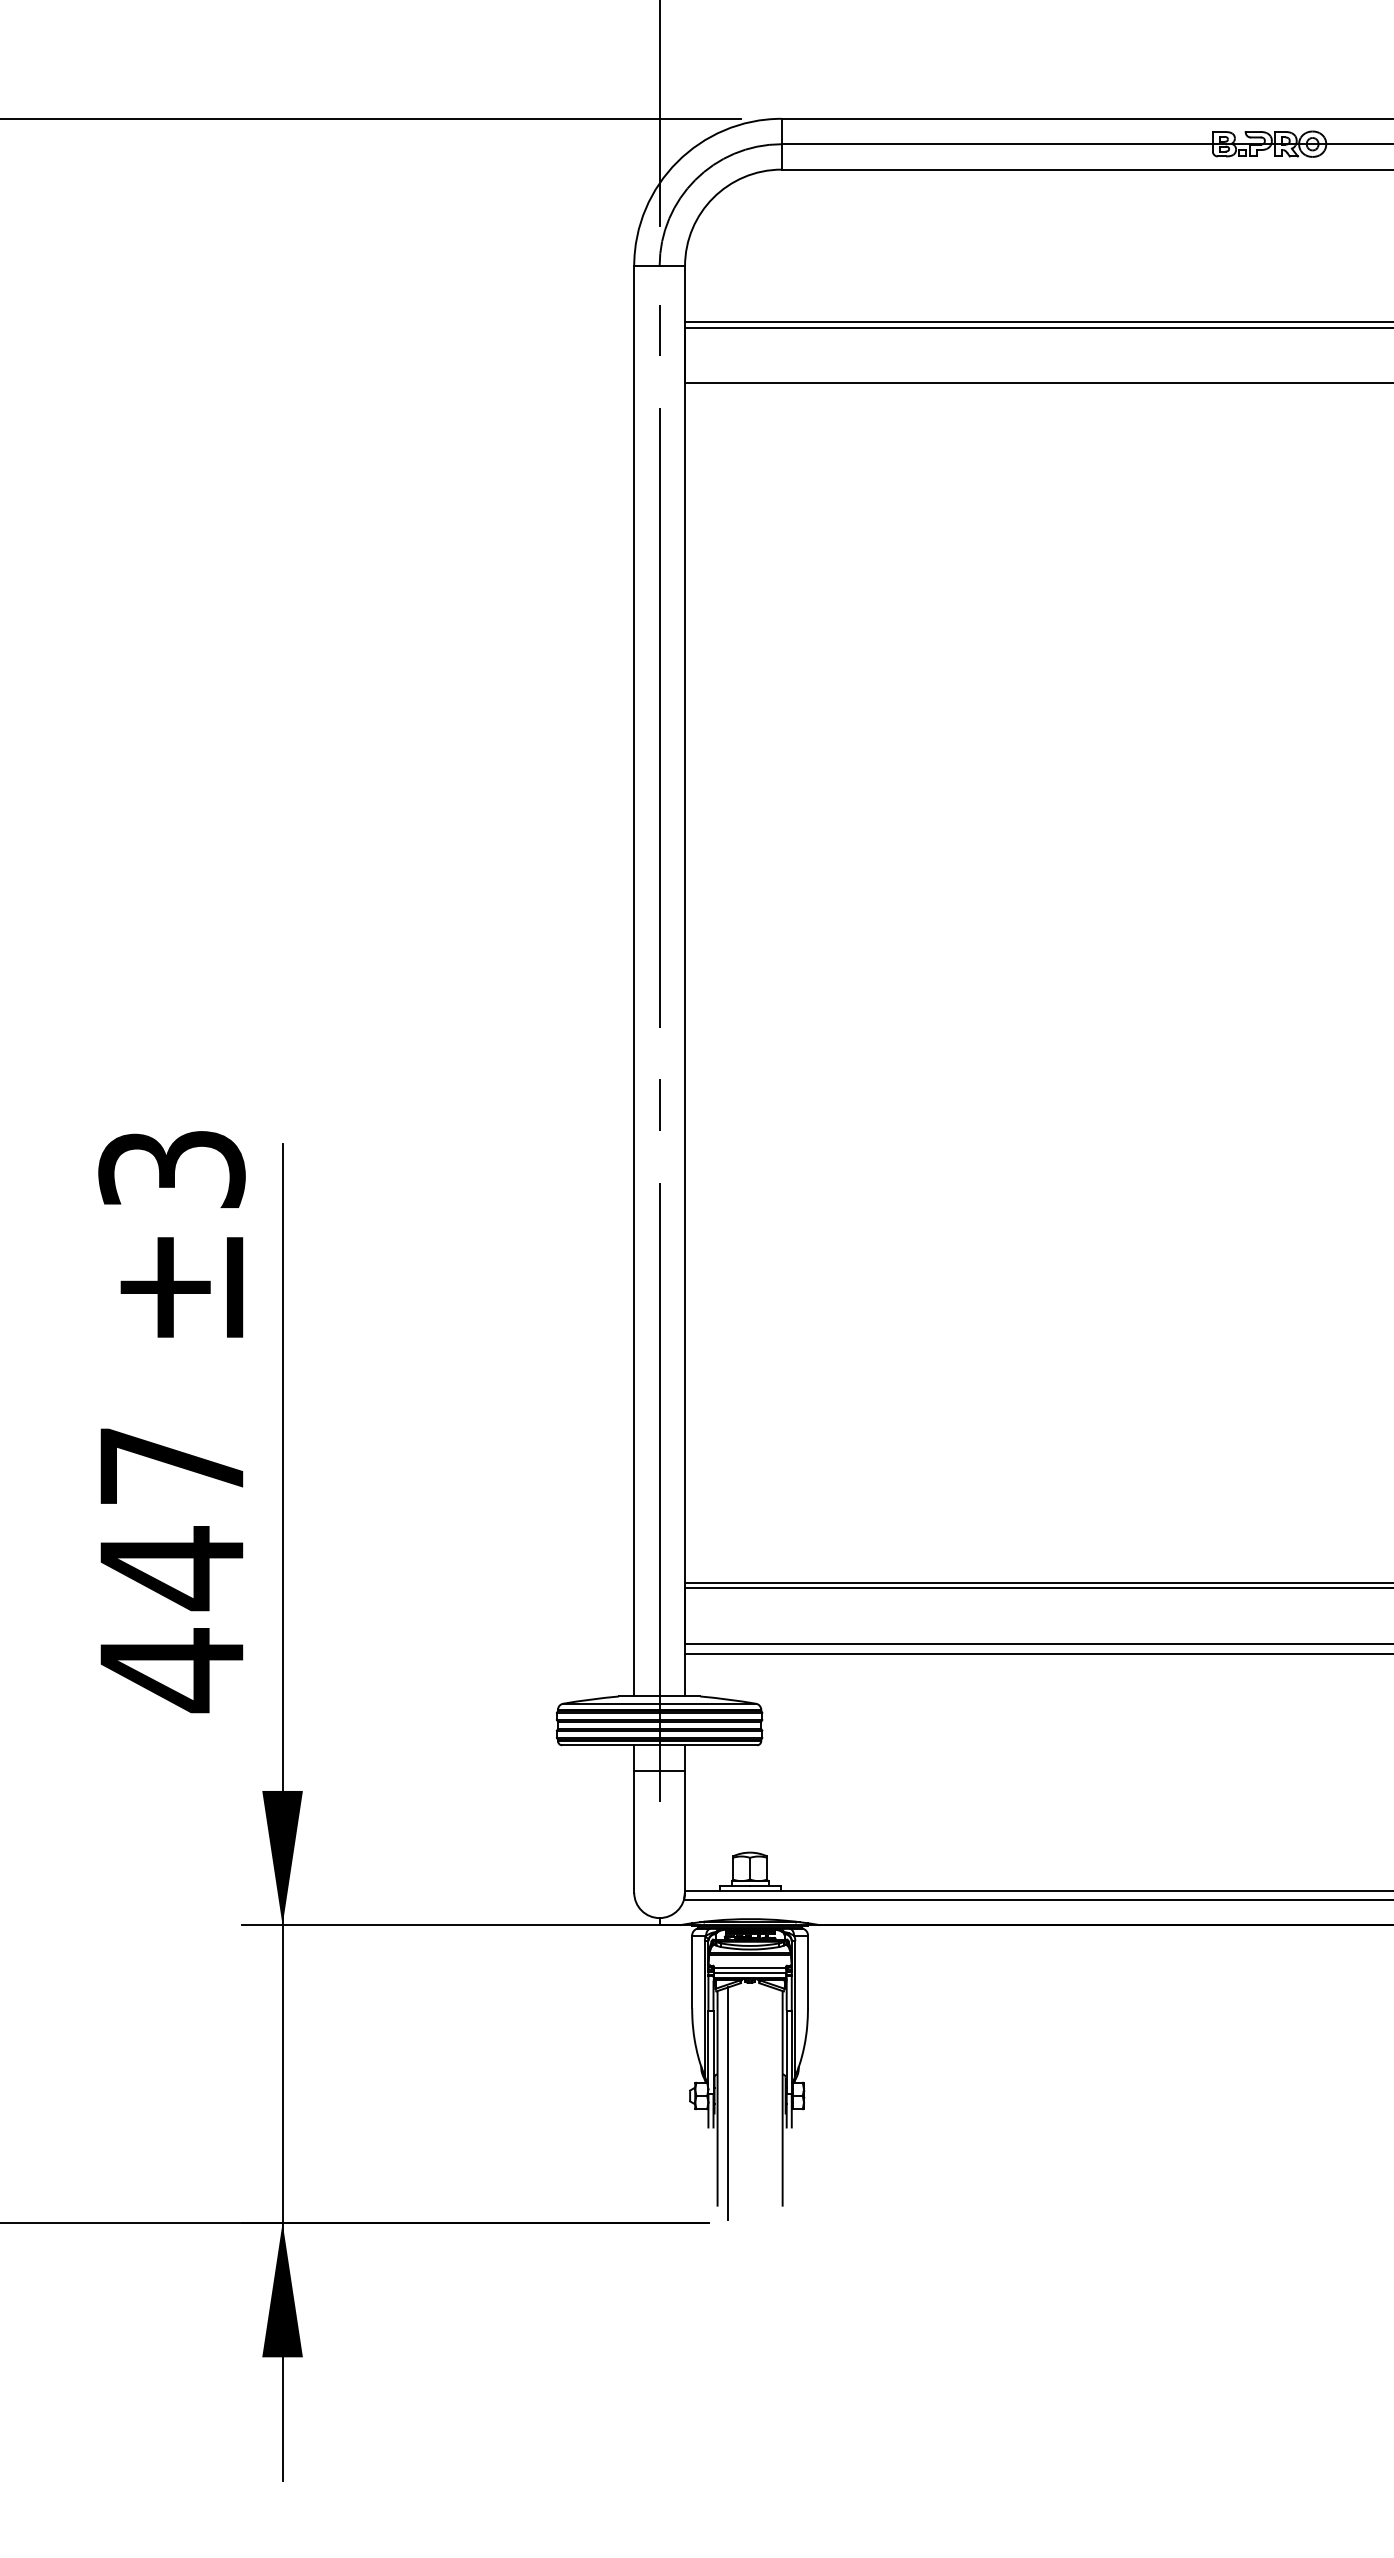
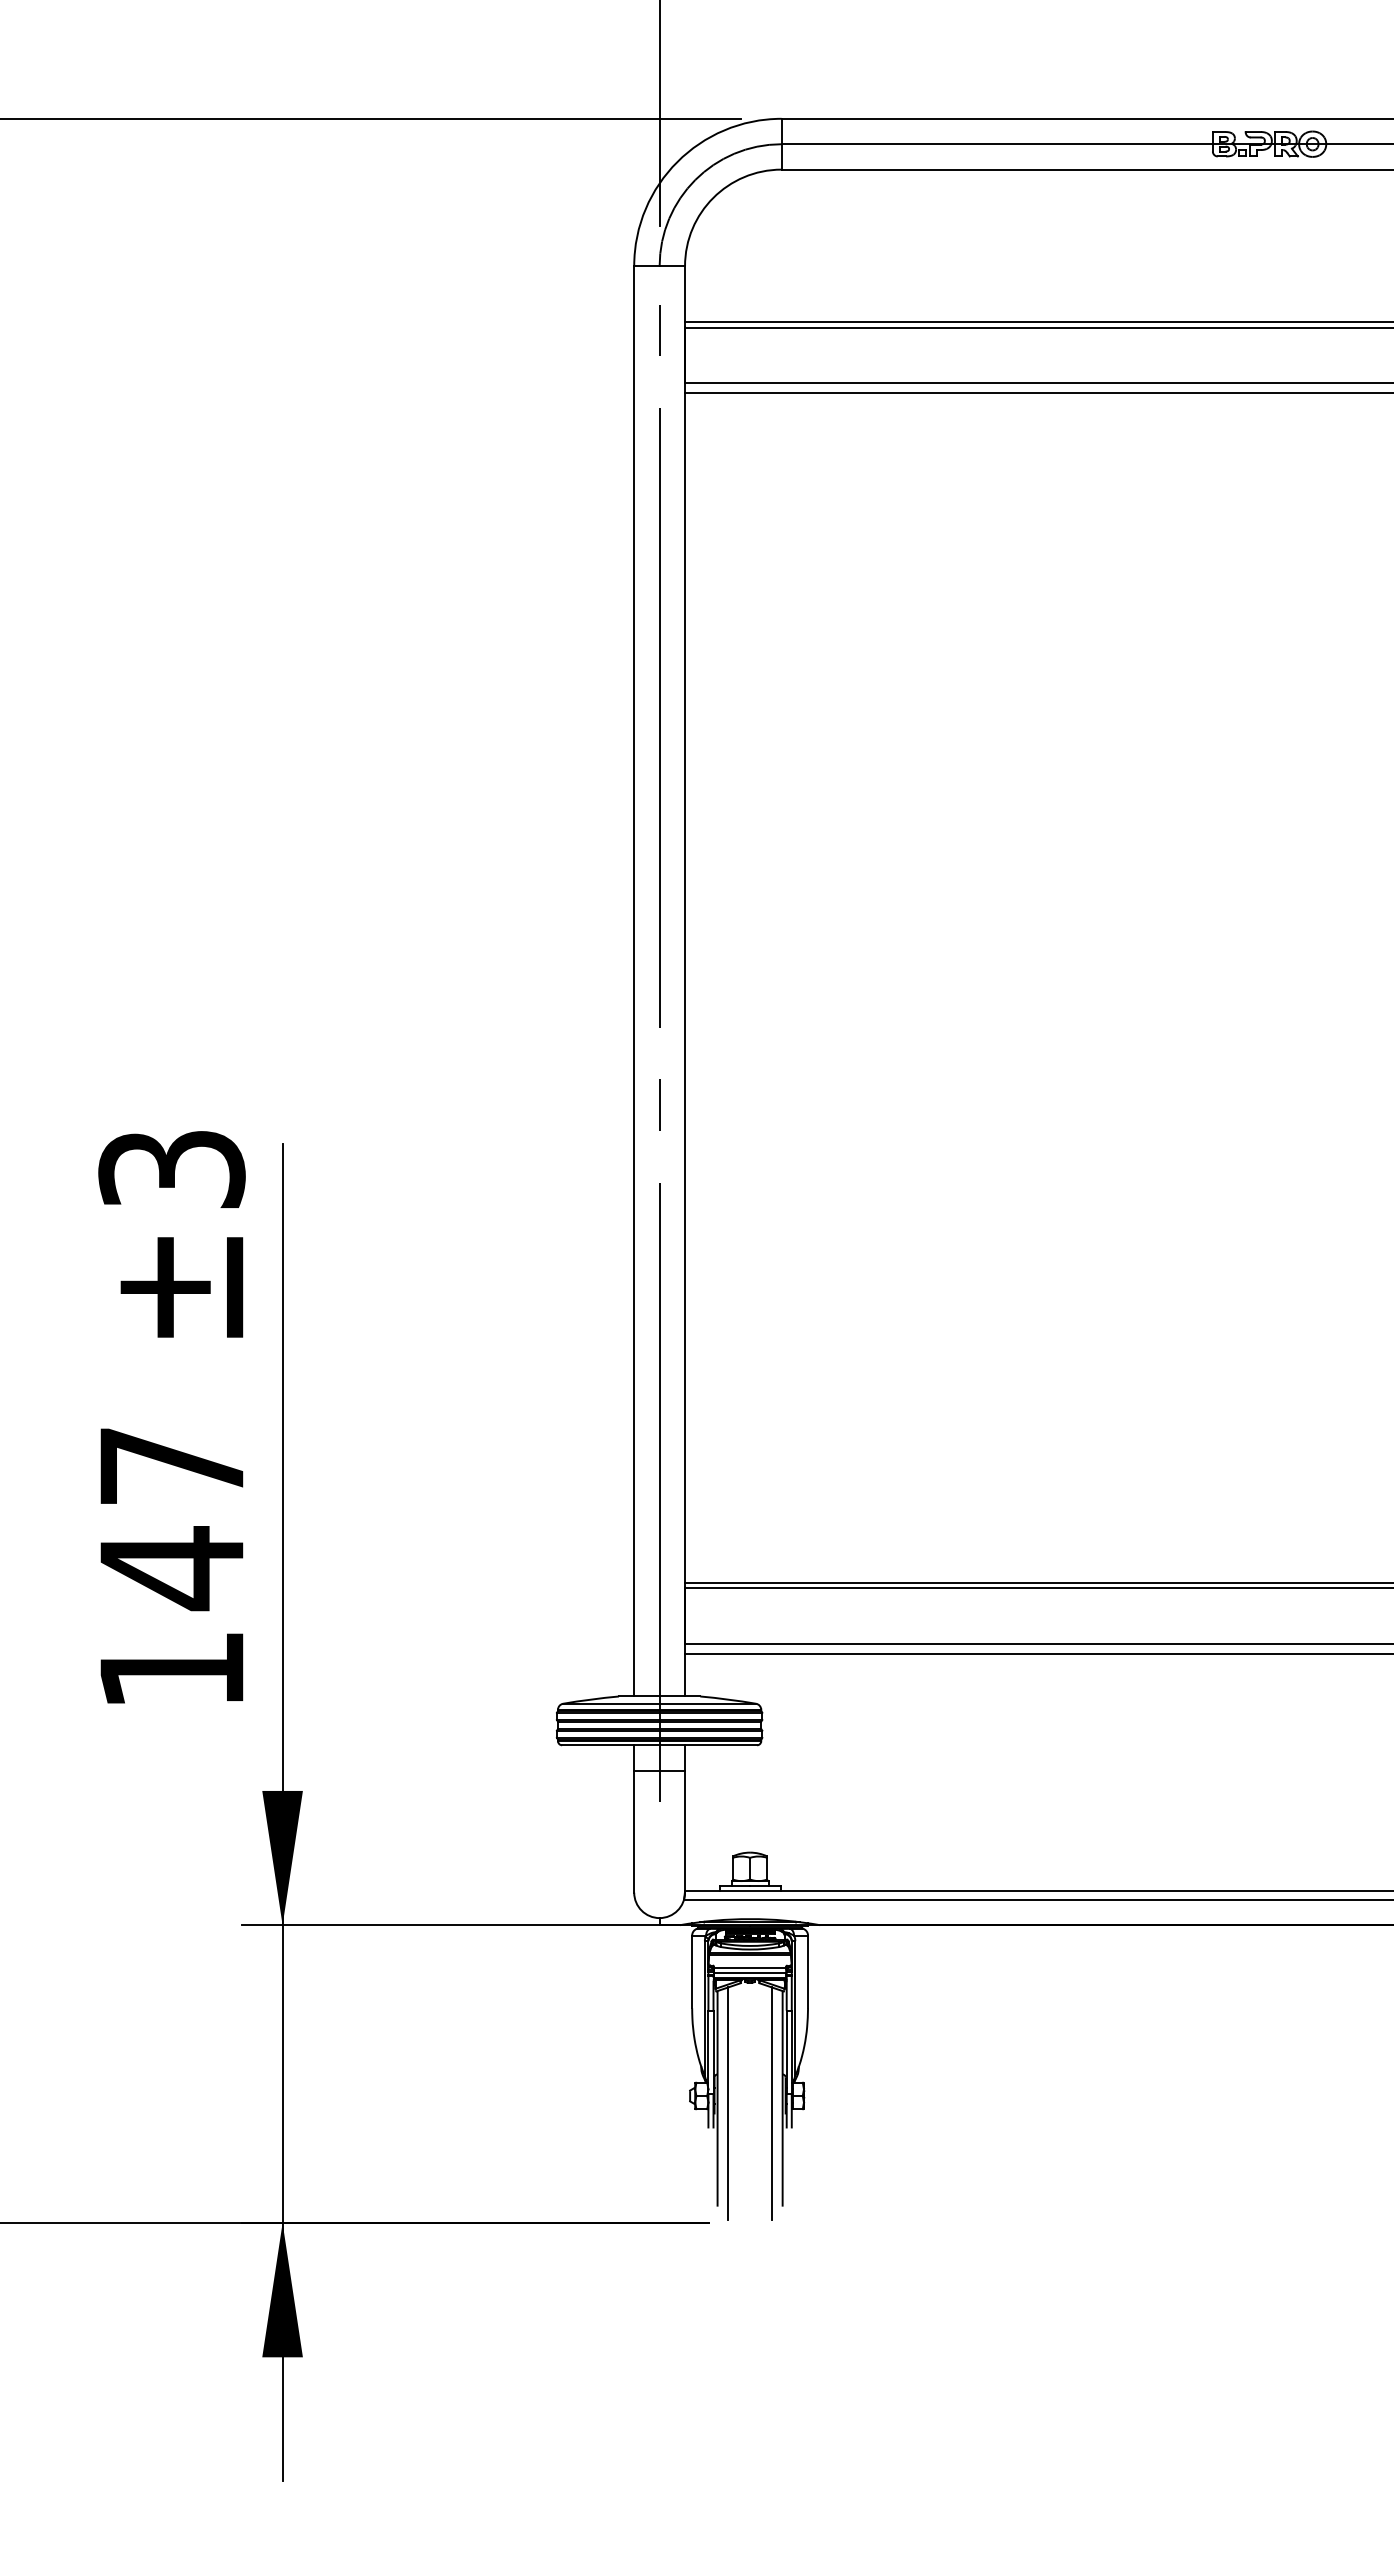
line: none -> present (1037, 393)
text: 447 -> 147 (171, 1670)
line: none -> present (771, 2103)
